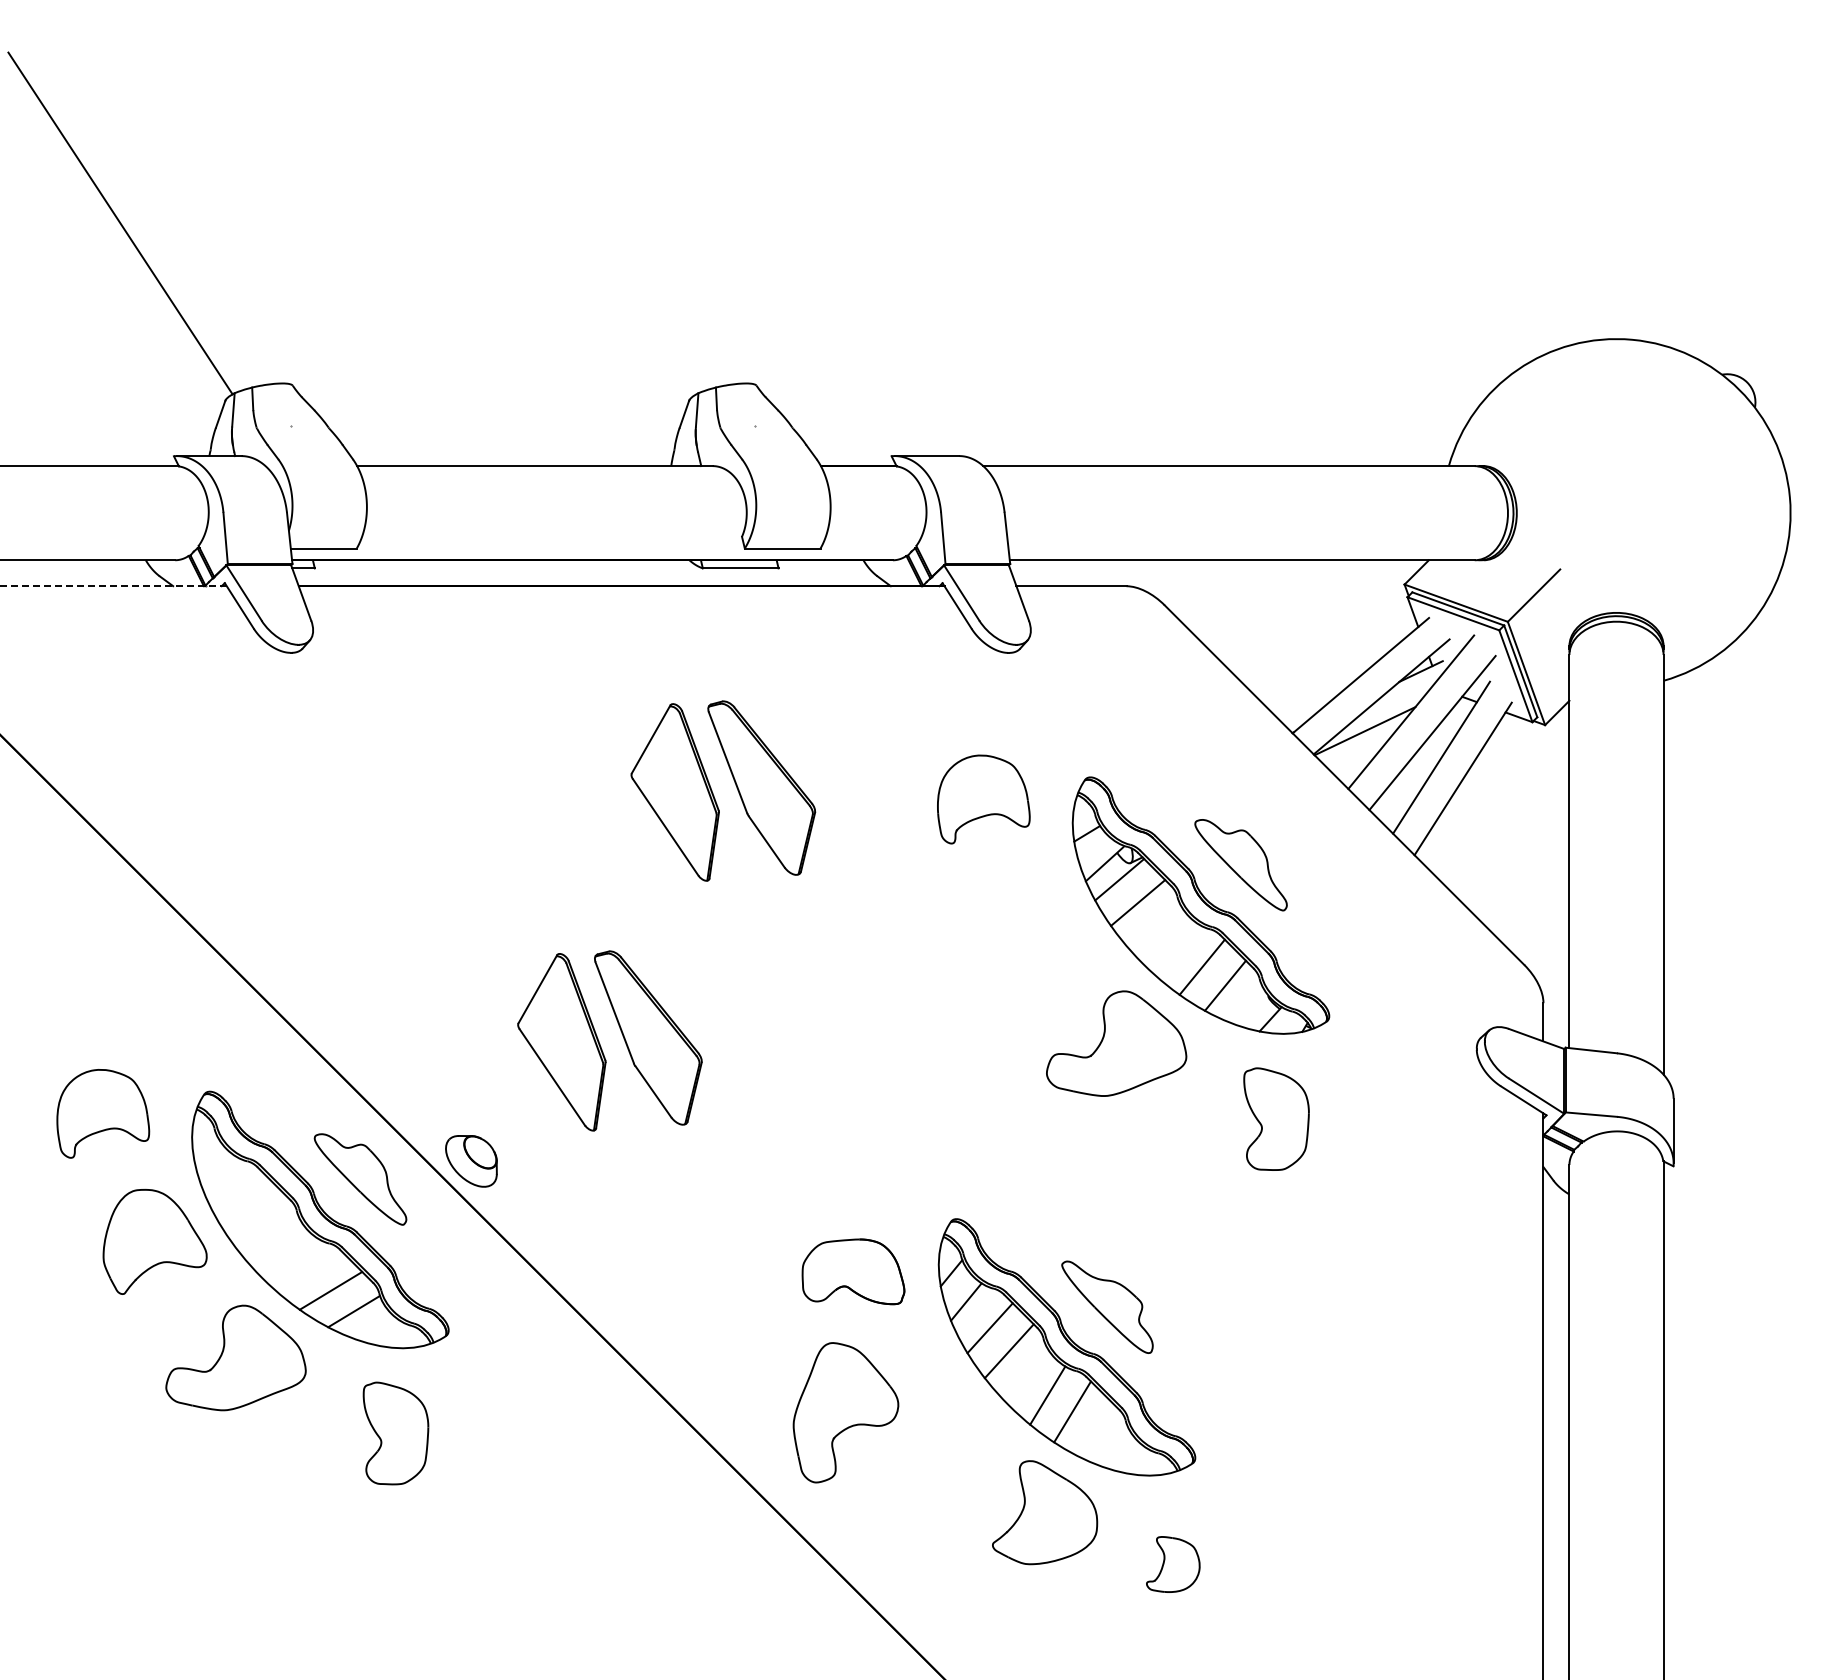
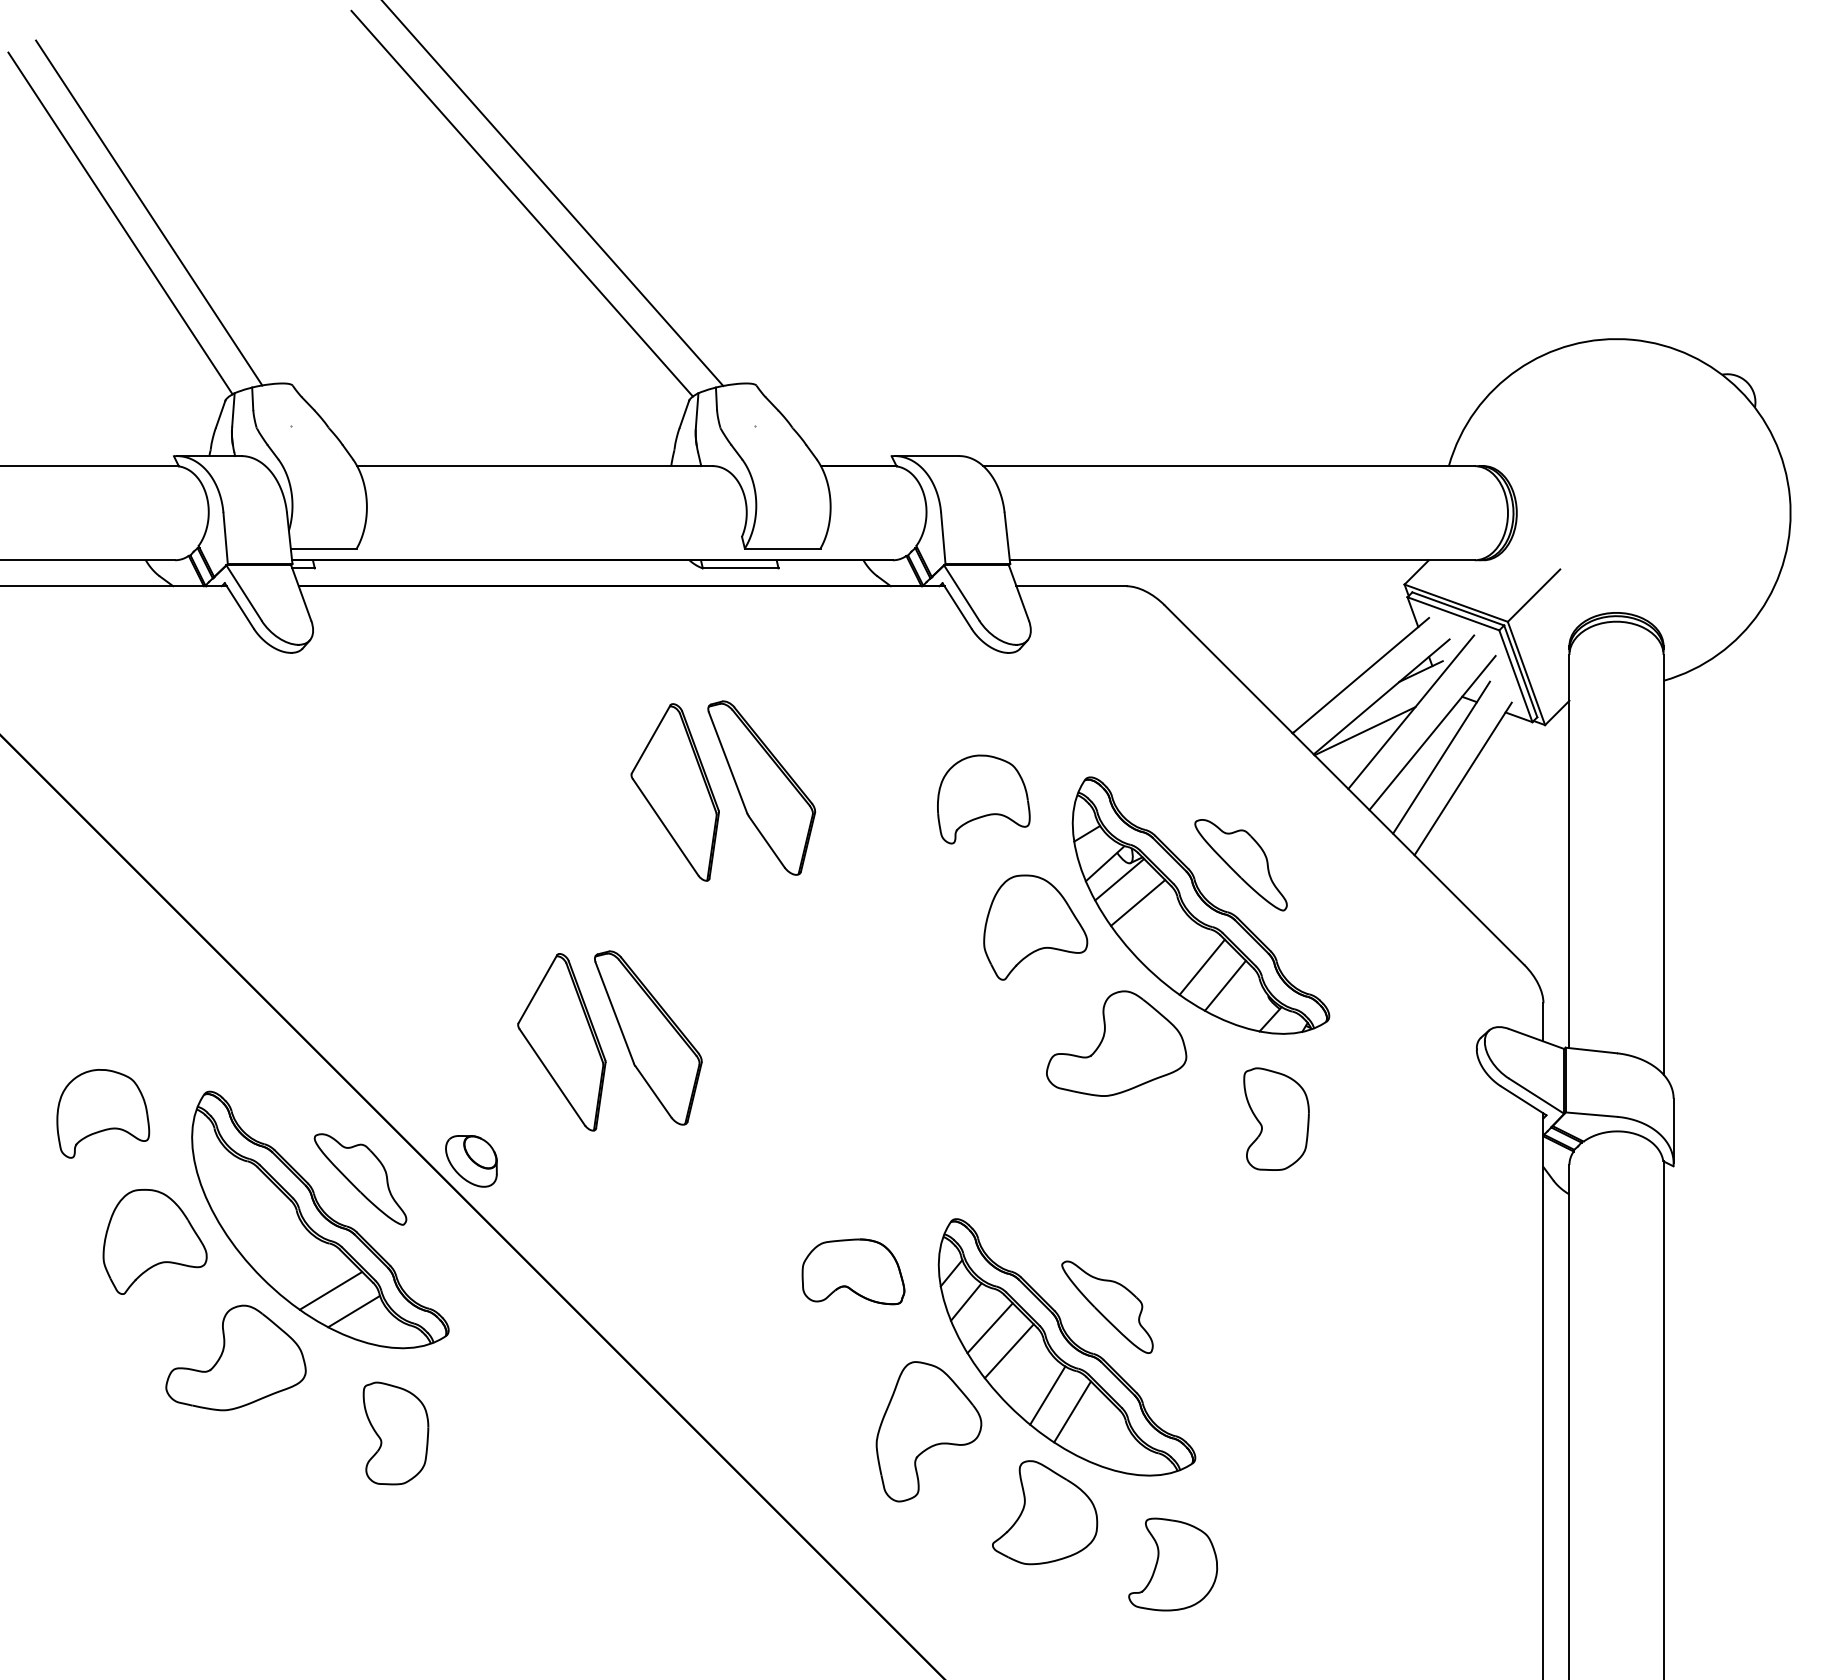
line: none -> present (553, 193)
line: none -> present (521, 203)
line: none -> present (149, 212)
line: dashed -> solid (113, 586)
part: none -> present (1035, 927)
part position: (845, 1412) -> (928, 1431) (928, 1431)
part size: 55x57 px -> 91x95 px (1173, 1564)
